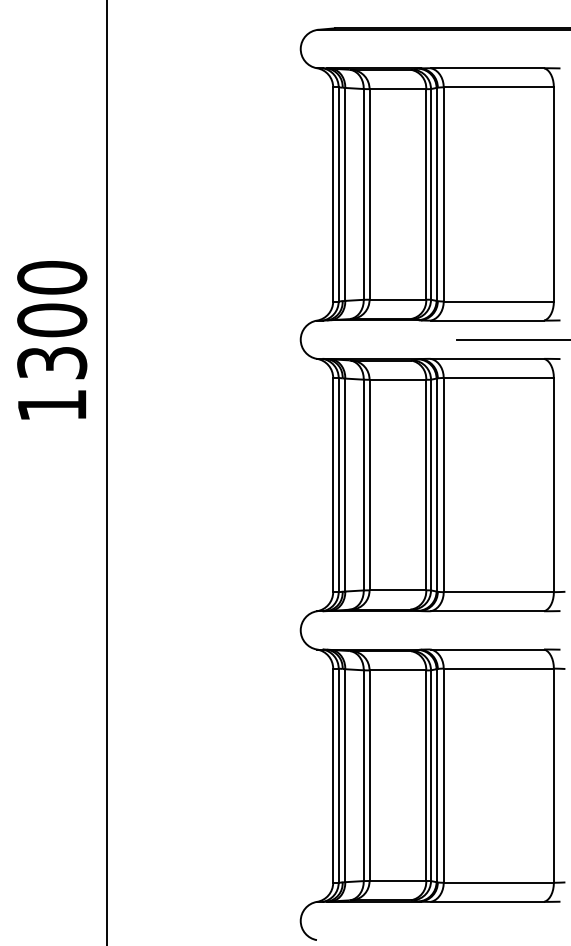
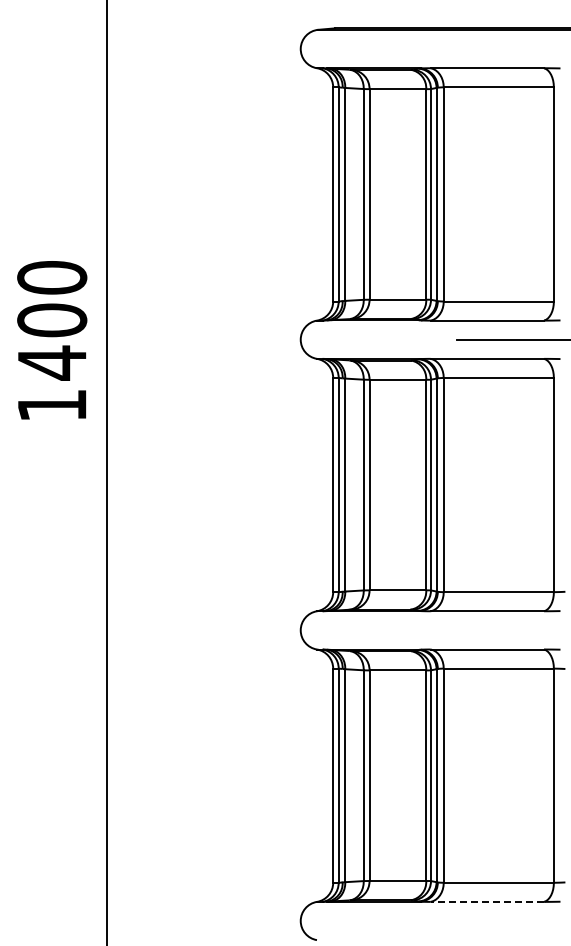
text: 1300 -> 1400 (52, 362)
line: solid -> dashed (487, 901)
